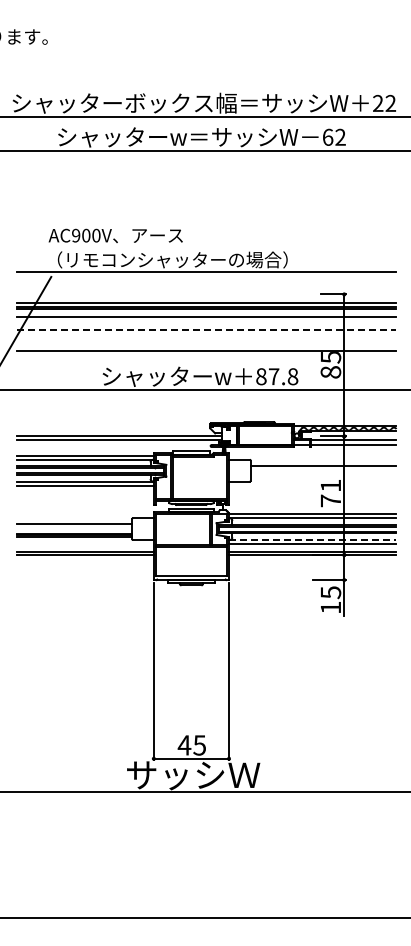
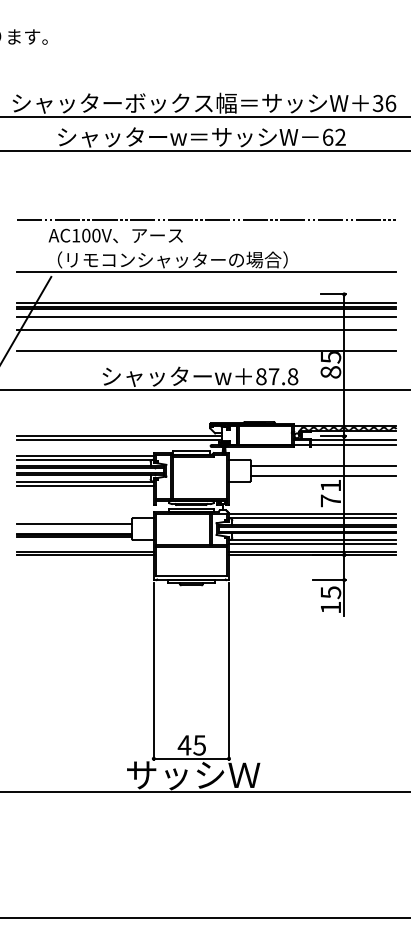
text: 22 -> 36 (384, 103)
line: none -> present (206, 219)
text: AC900V -> AC100V (76, 235)
line: dashed -> solid (207, 329)
line: none -> present (323, 475)
line: dashed -> solid (312, 539)
